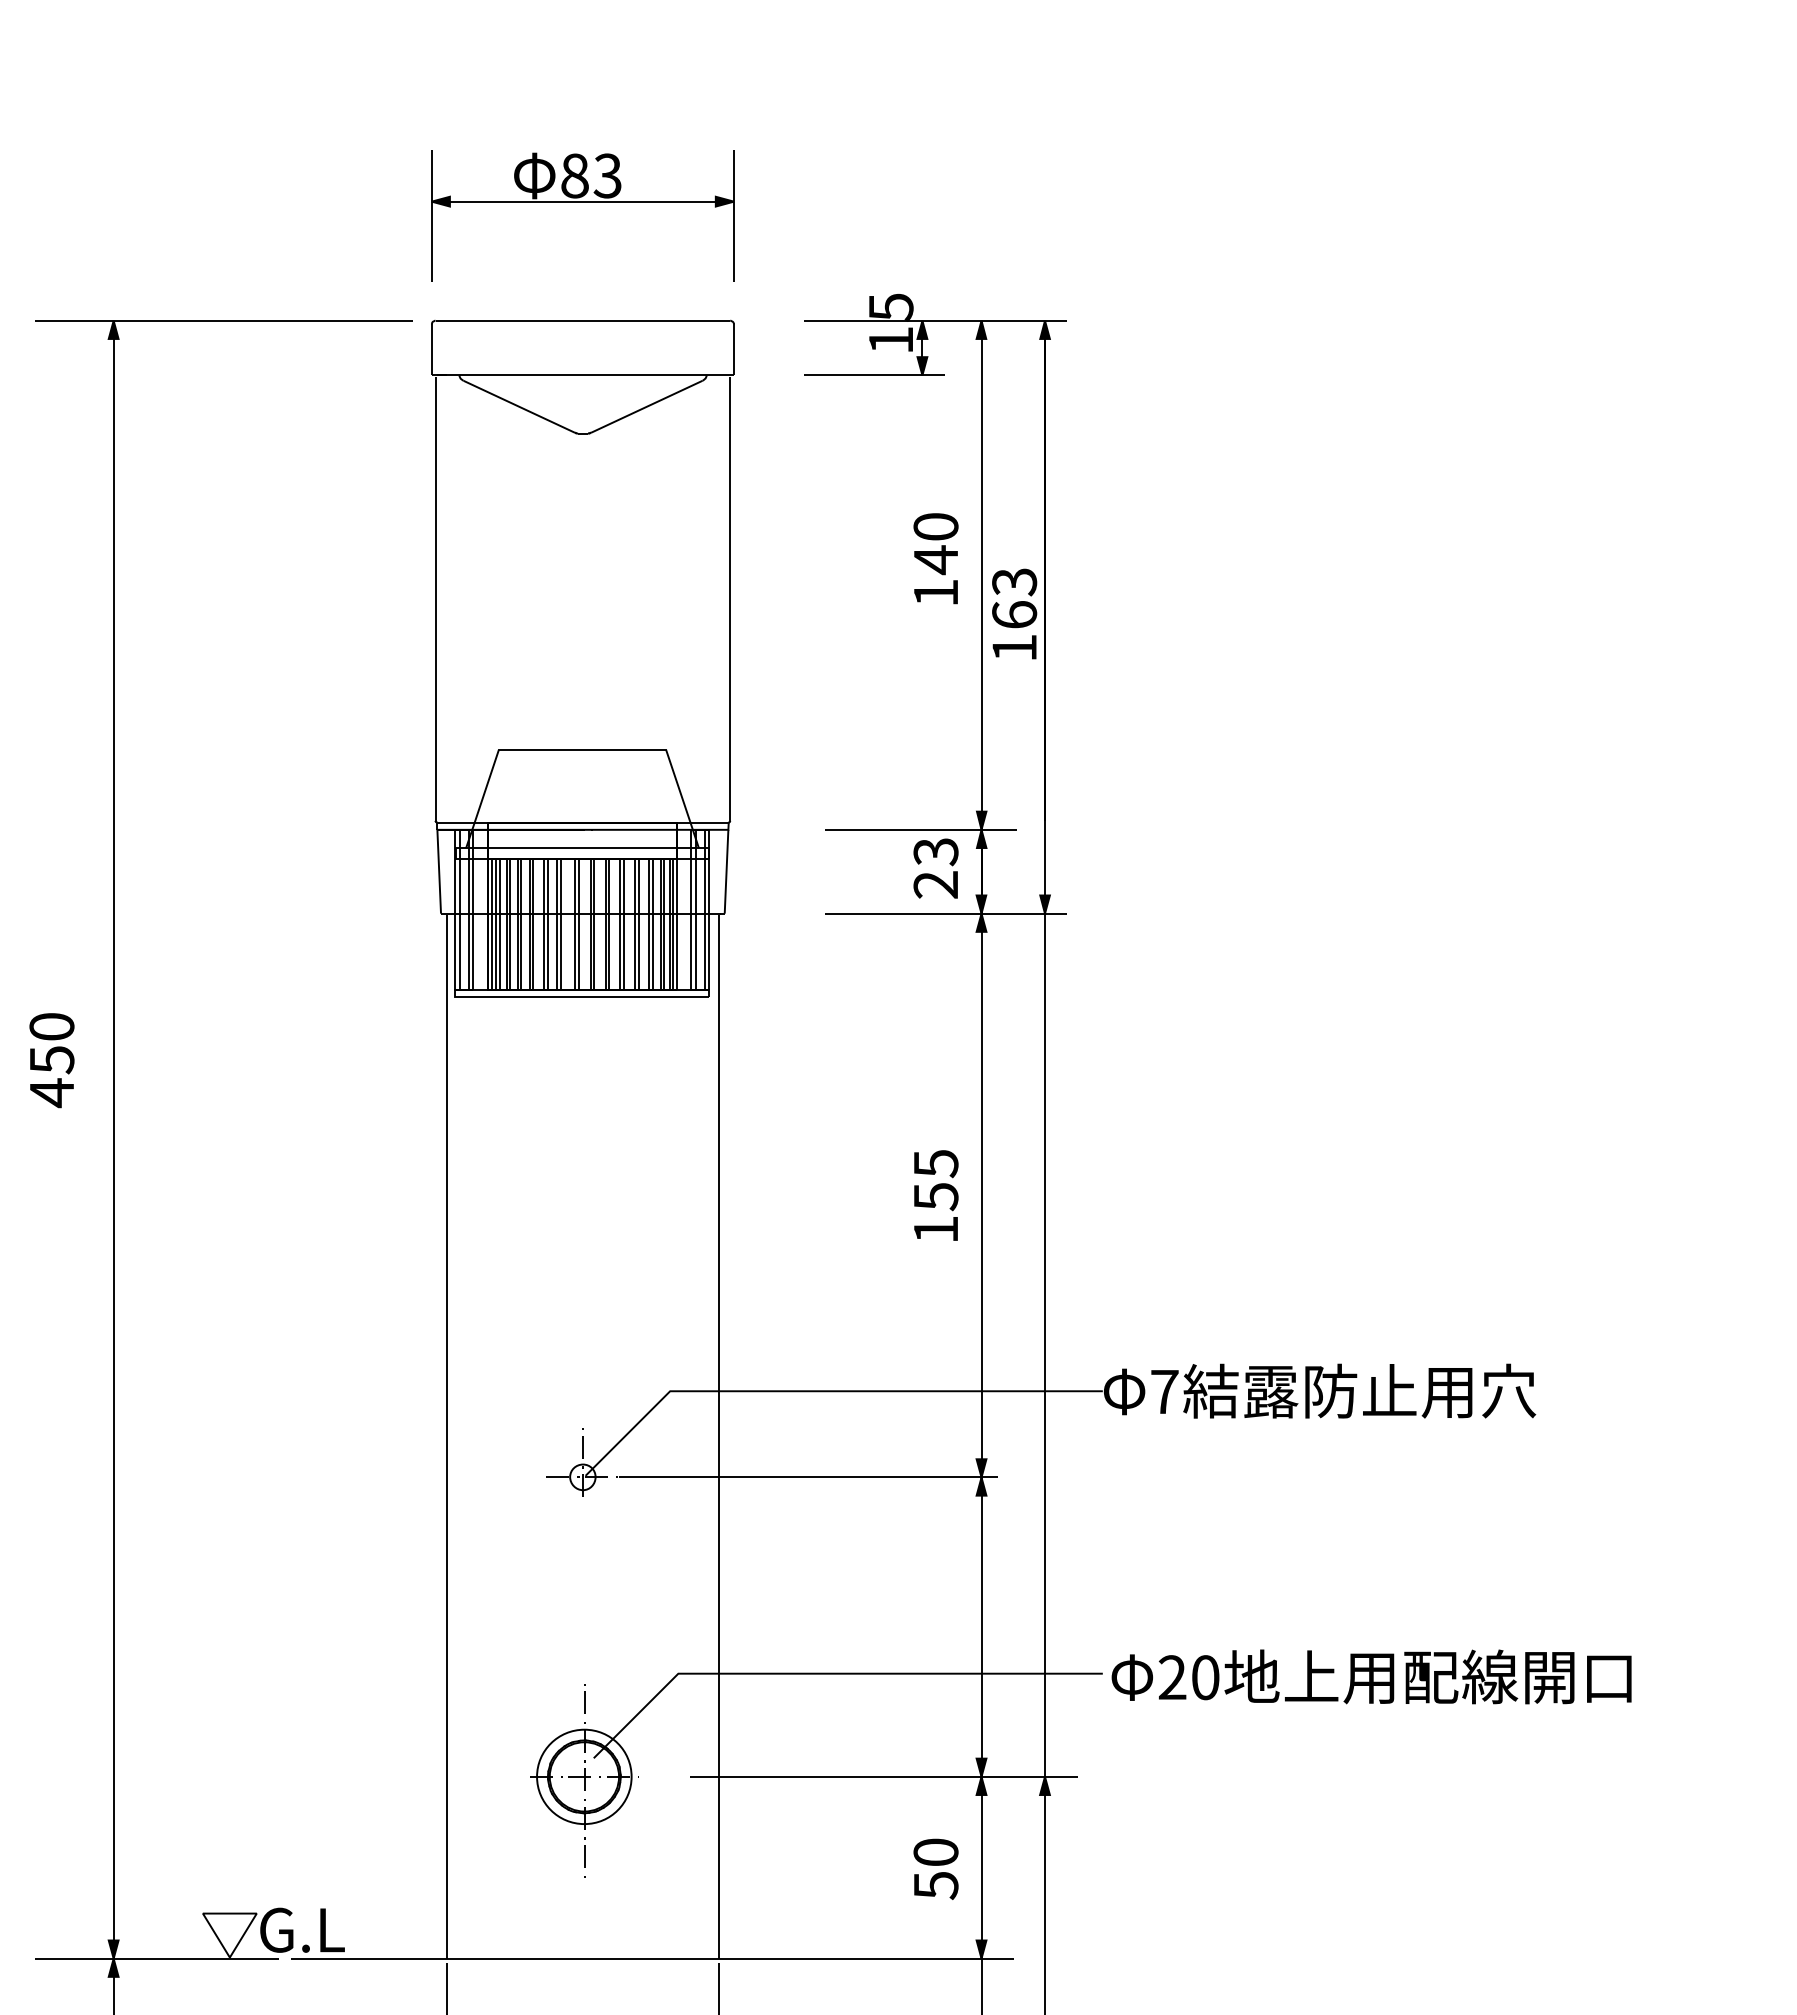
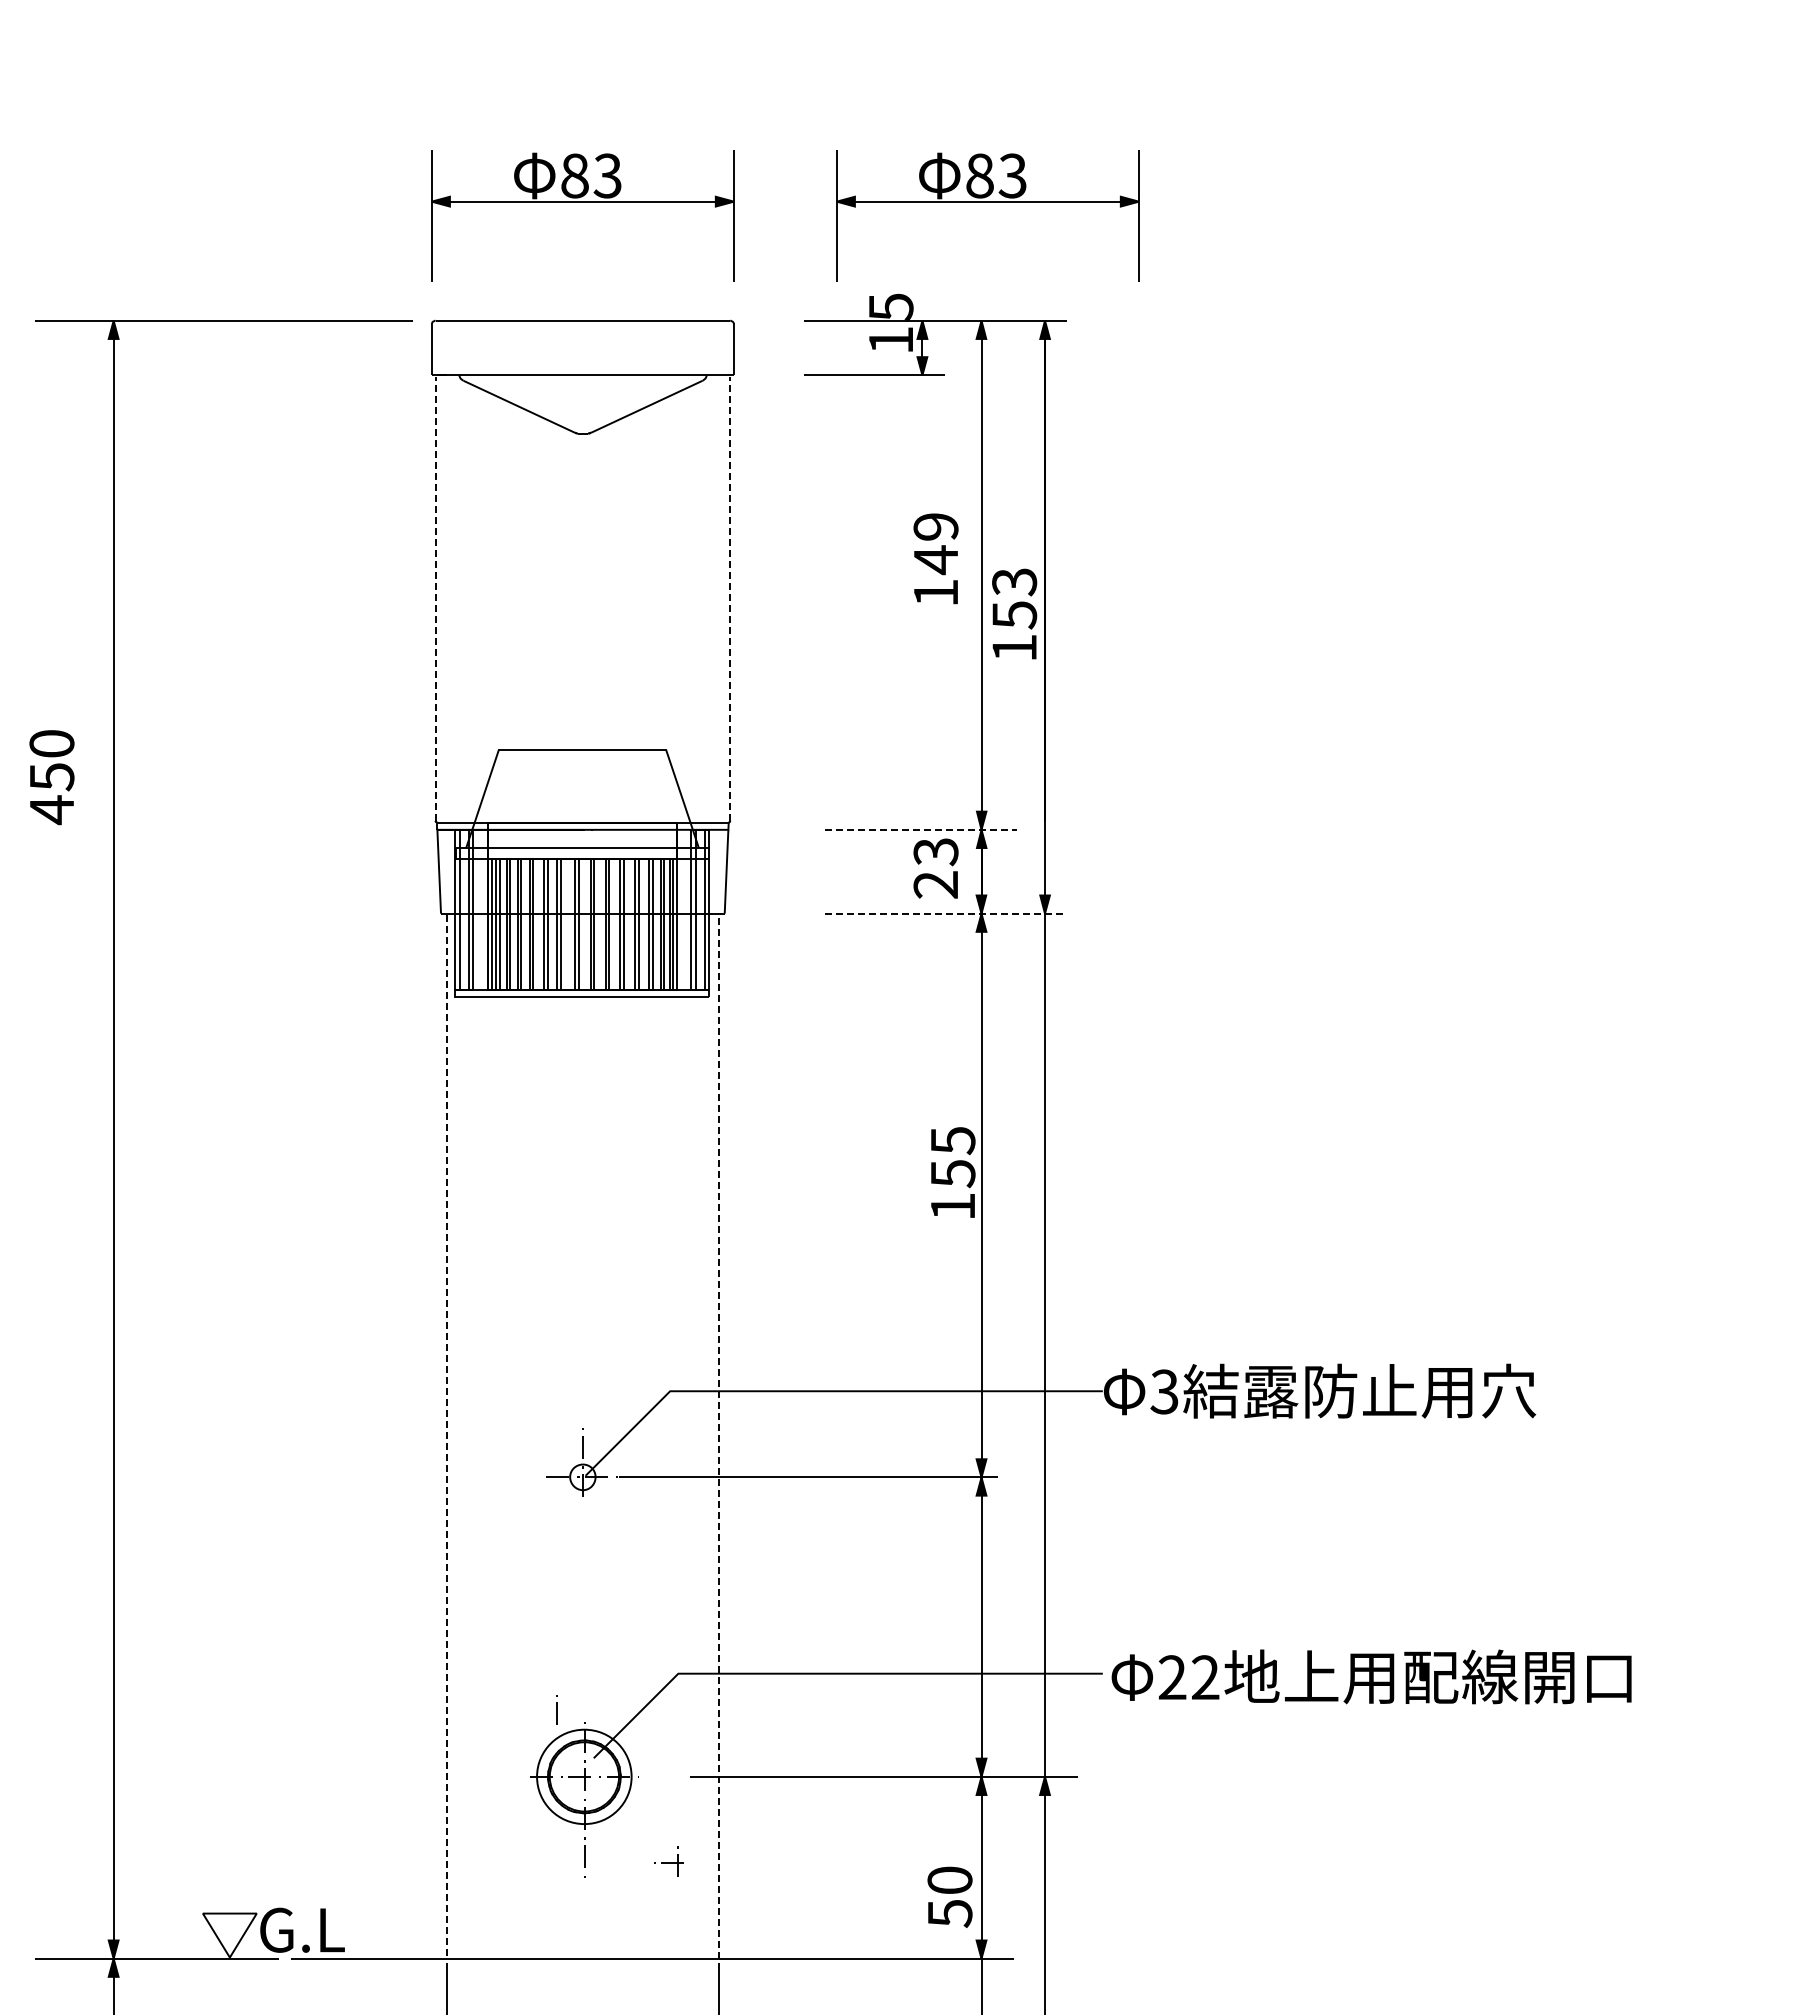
part: none -> present (987, 202)
text: 140 -> 149 (935, 526)
line: solid -> dashed (435, 599)
line: solid -> dashed (730, 599)
text: 163 -> 153 (1014, 615)
line: solid -> dashed (921, 829)
line: solid -> dashed (946, 913)
text position: (51, 1060) -> (51, 777) (51, 777)
text position: (936, 1195) -> (953, 1172) (953, 1172)
text: 7 -> 3 (1164, 1391)
line: solid -> dashed (446, 1436)
line: solid -> dashed (719, 1436)
text: 20 -> 22 (1205, 1677)
line position: (584, 1698) -> (556, 1709) (556, 1709)
part: none -> present (668, 1861)
text position: (935, 1868) -> (949, 1896) (949, 1896)
